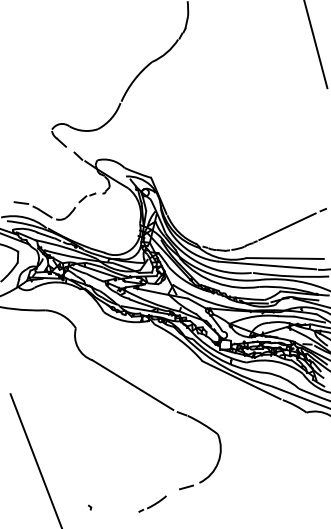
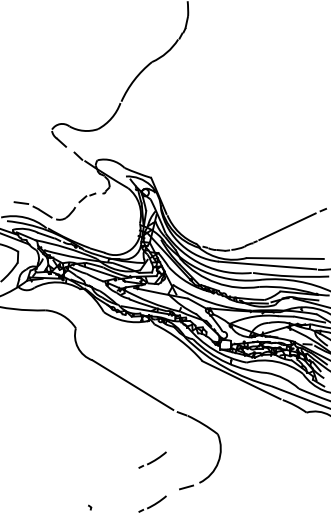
line: present -> none (315, 45)
line: present -> none (35, 459)
part: none -> present (152, 459)
